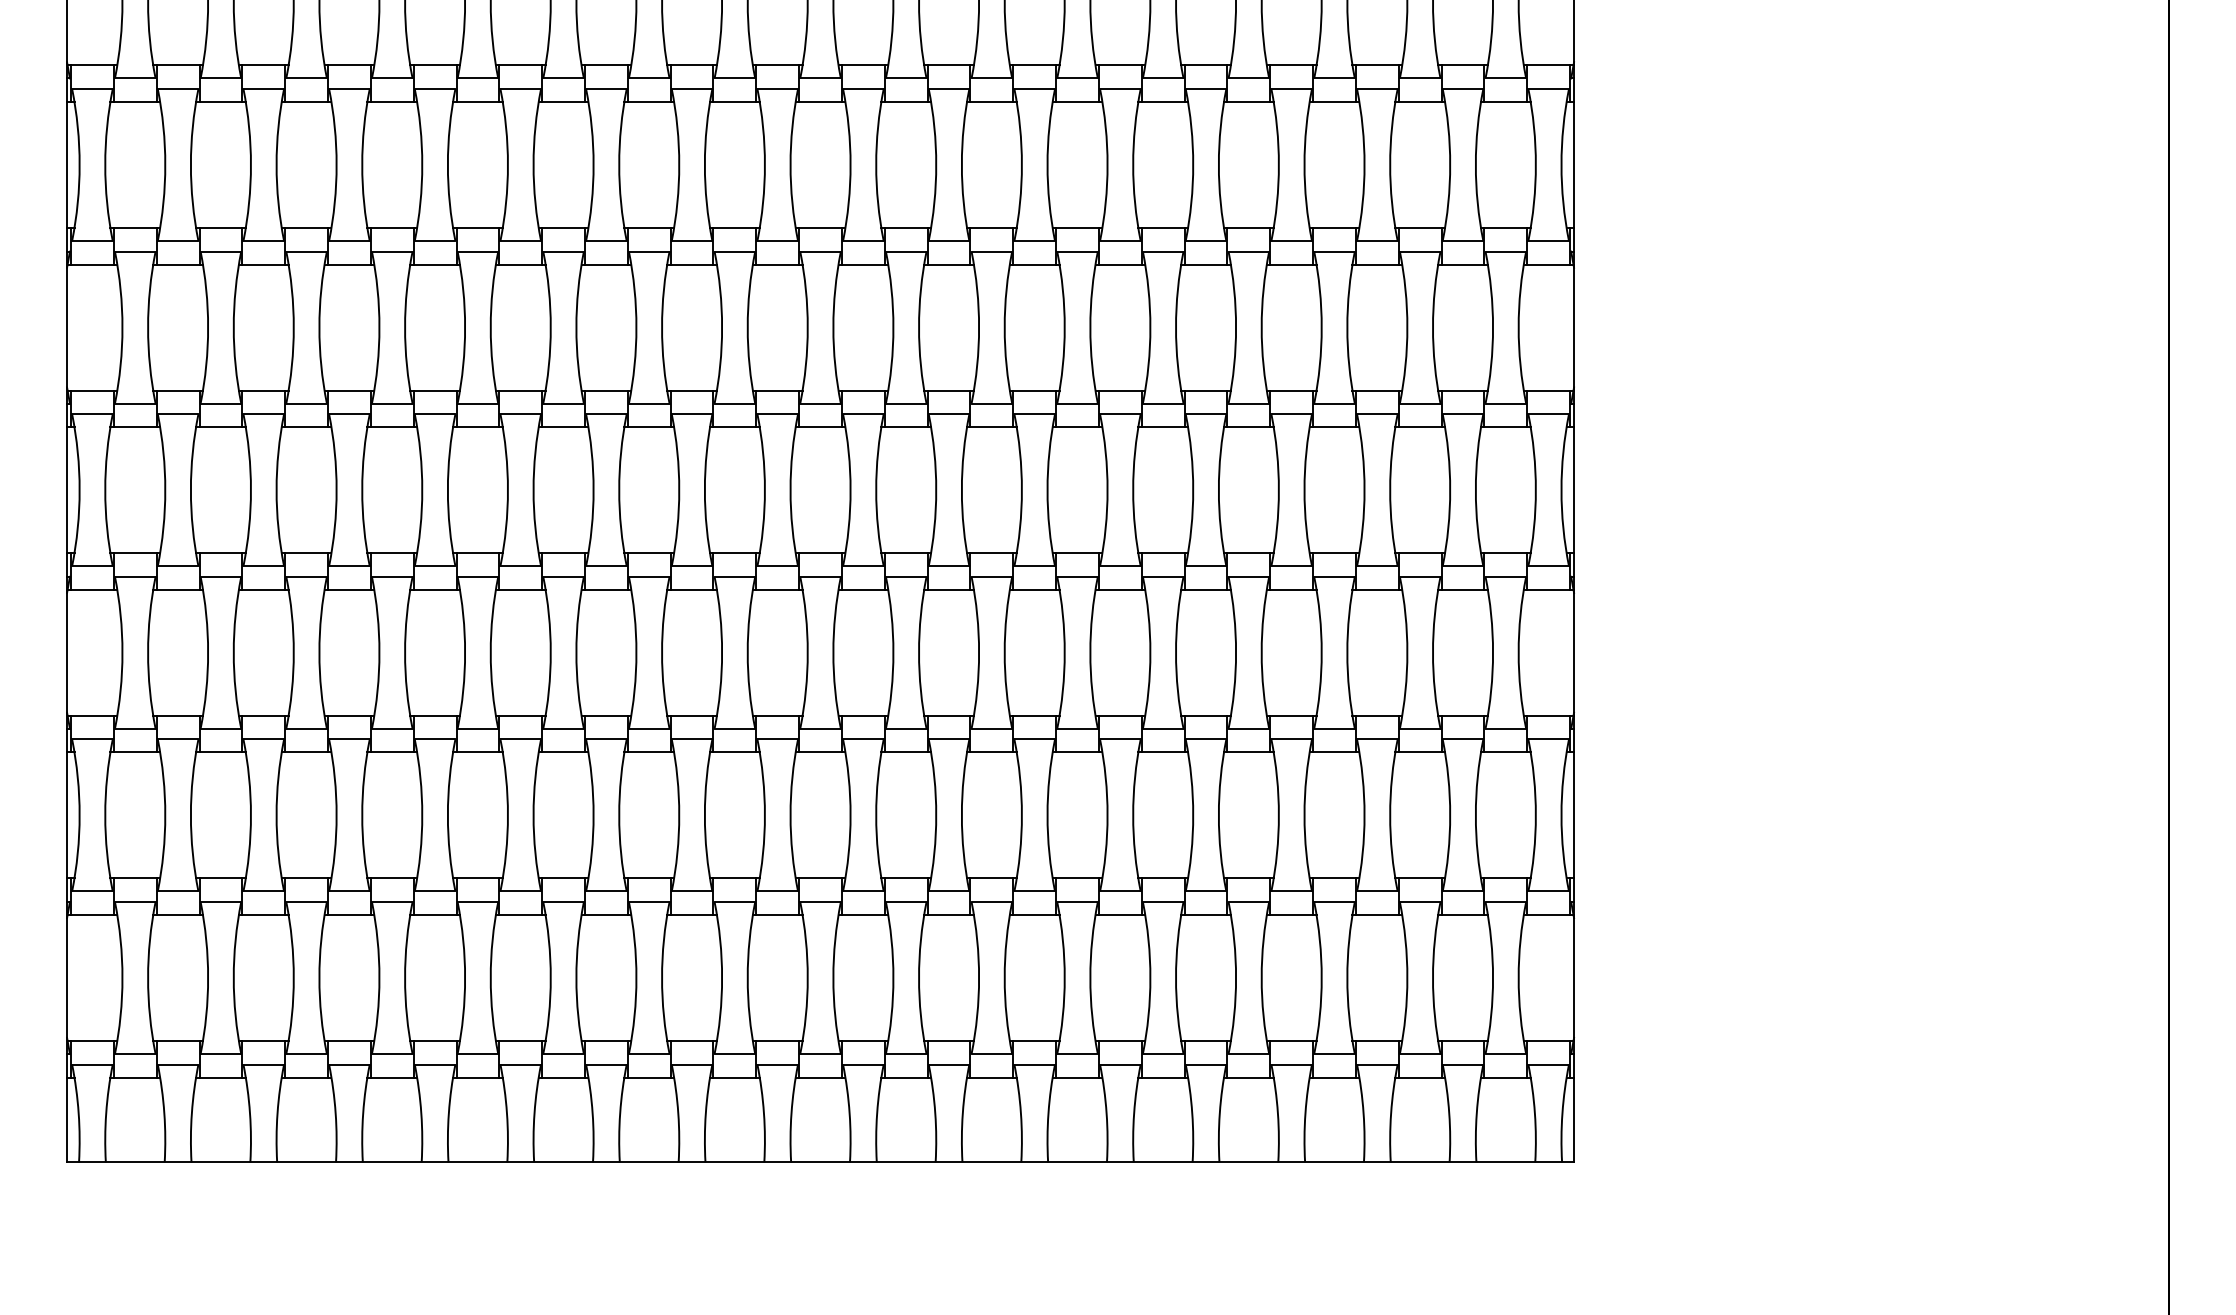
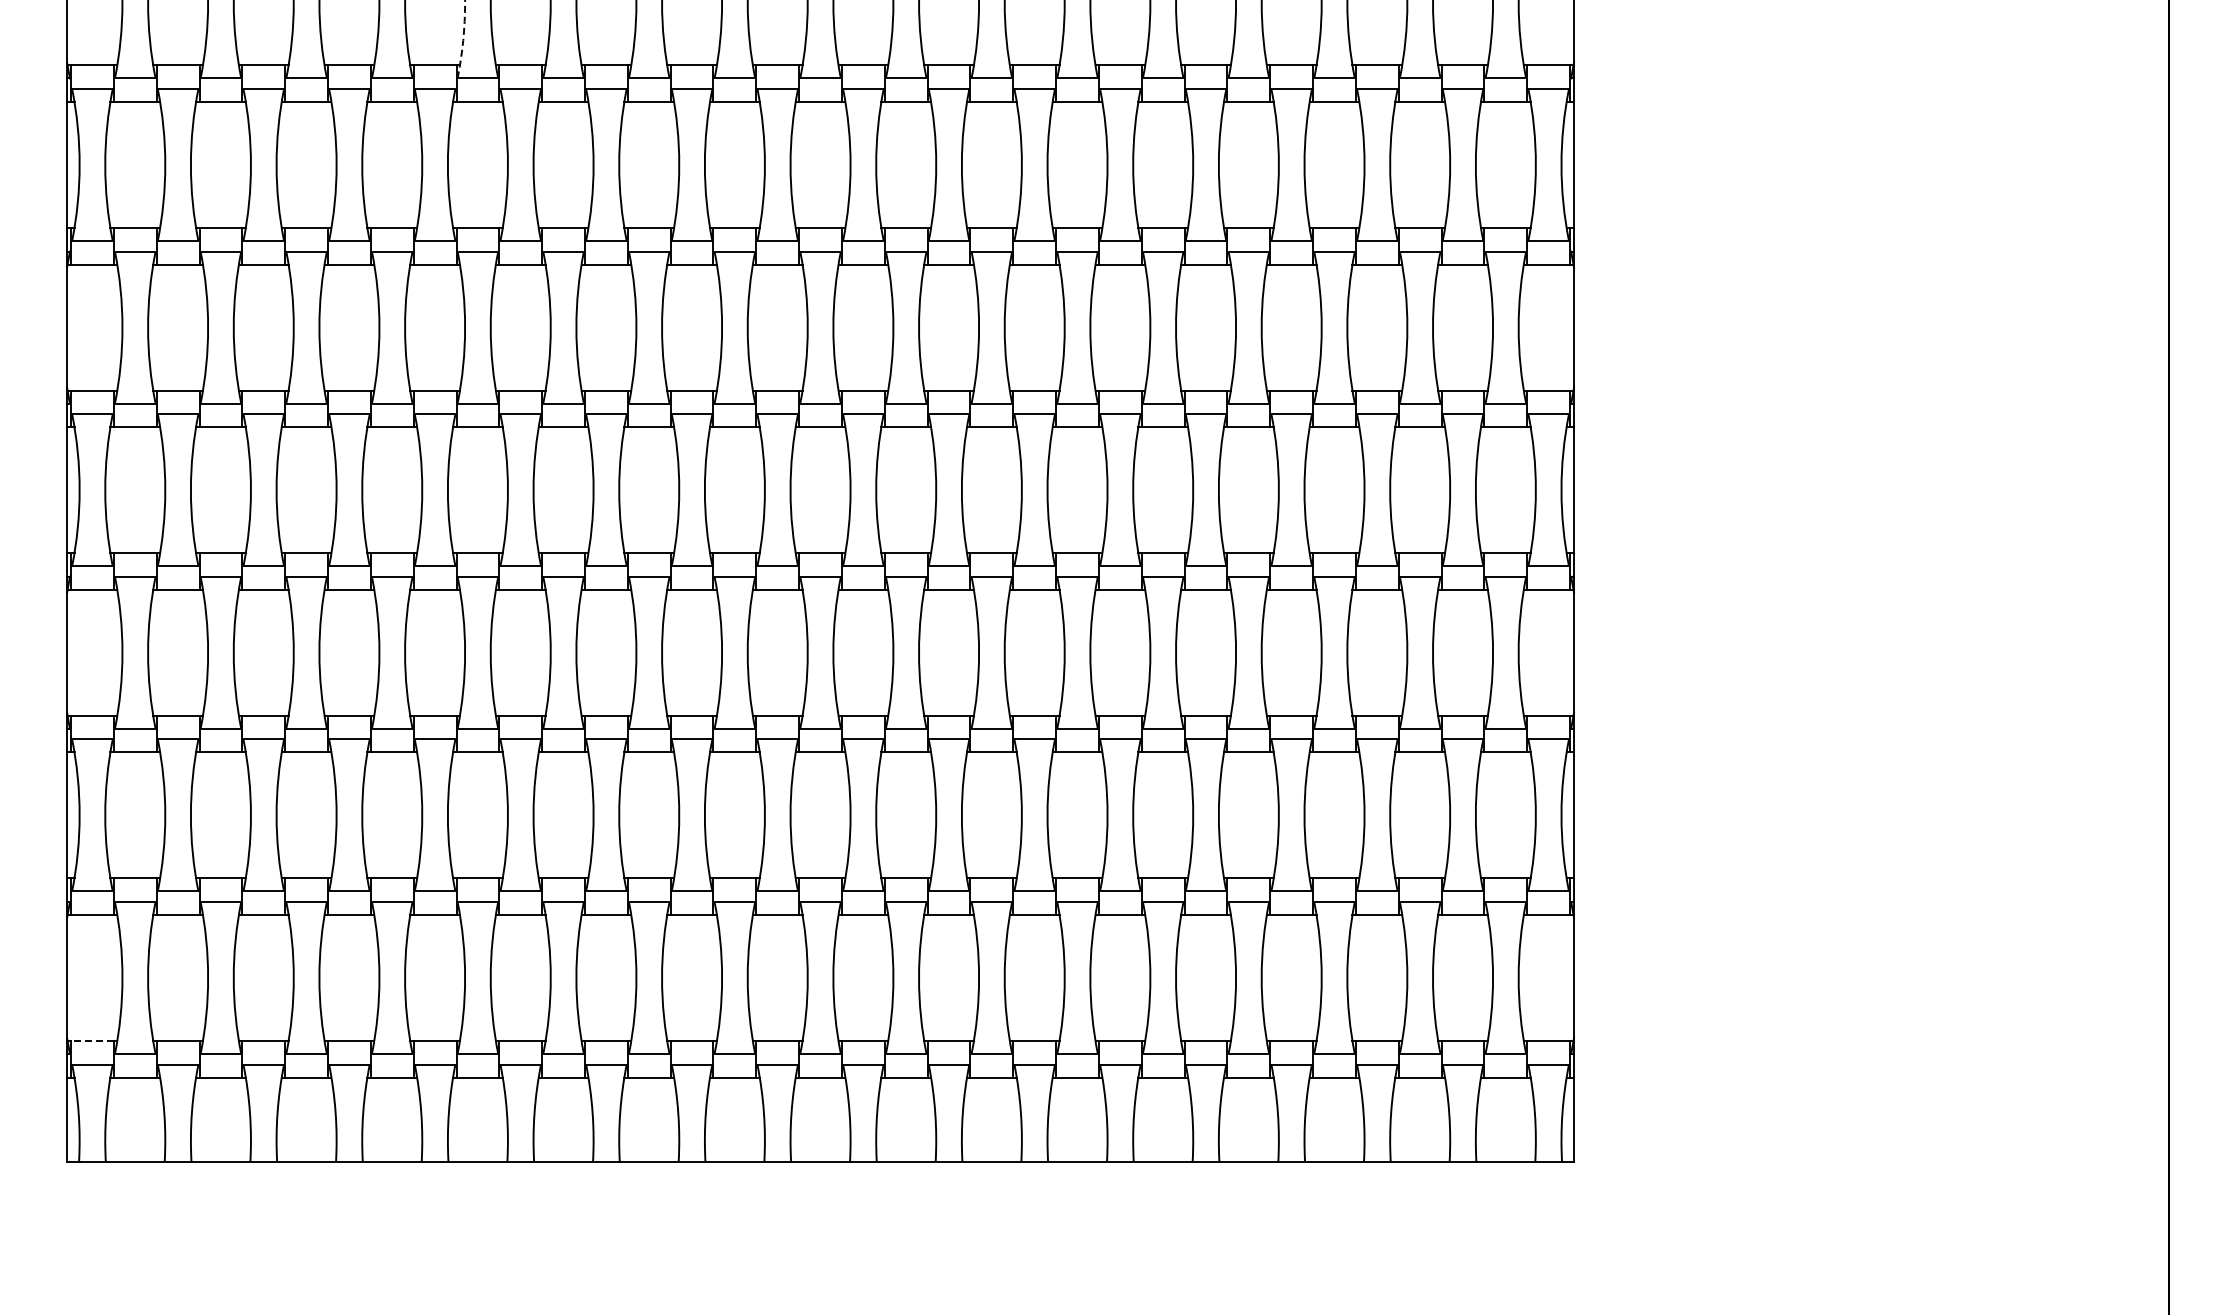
arc: solid -> dashed (463, 39)
line: solid -> dashed (91, 1041)
